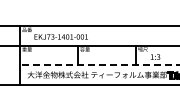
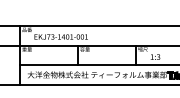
line: dashed -> solid (99, 65)
